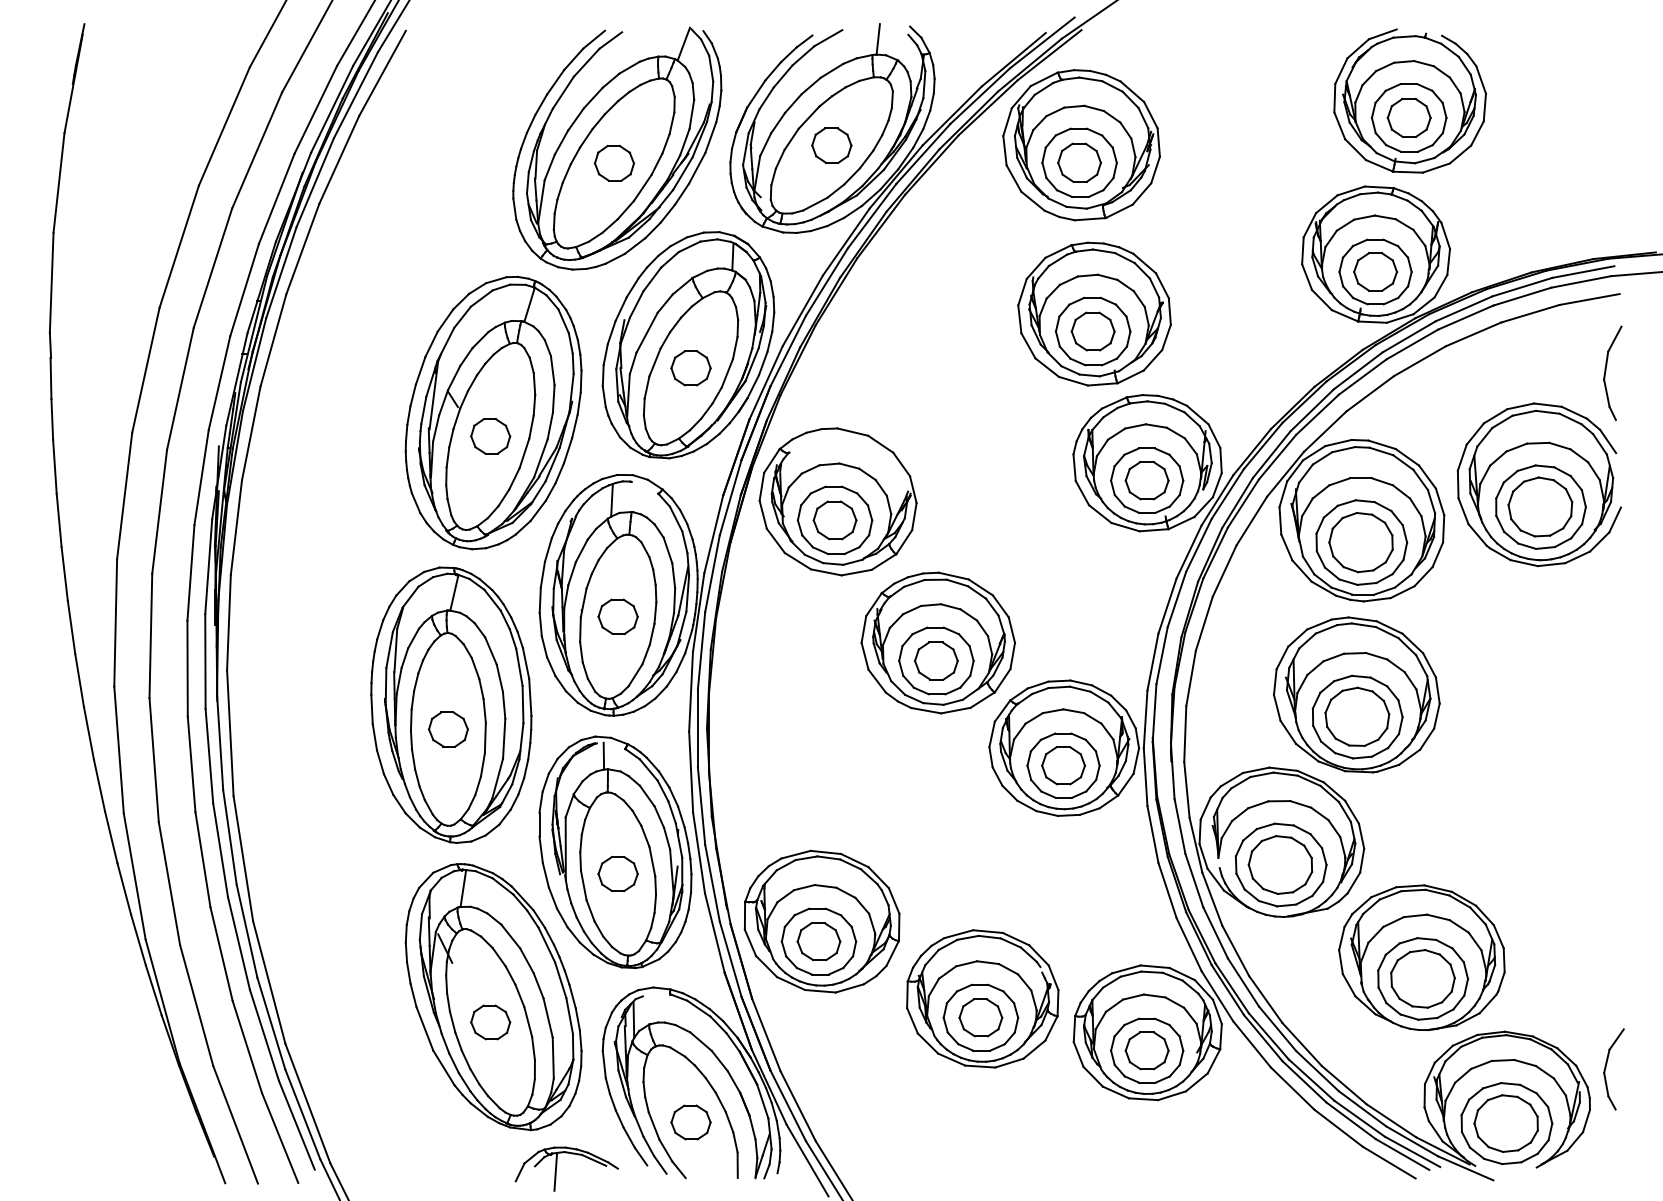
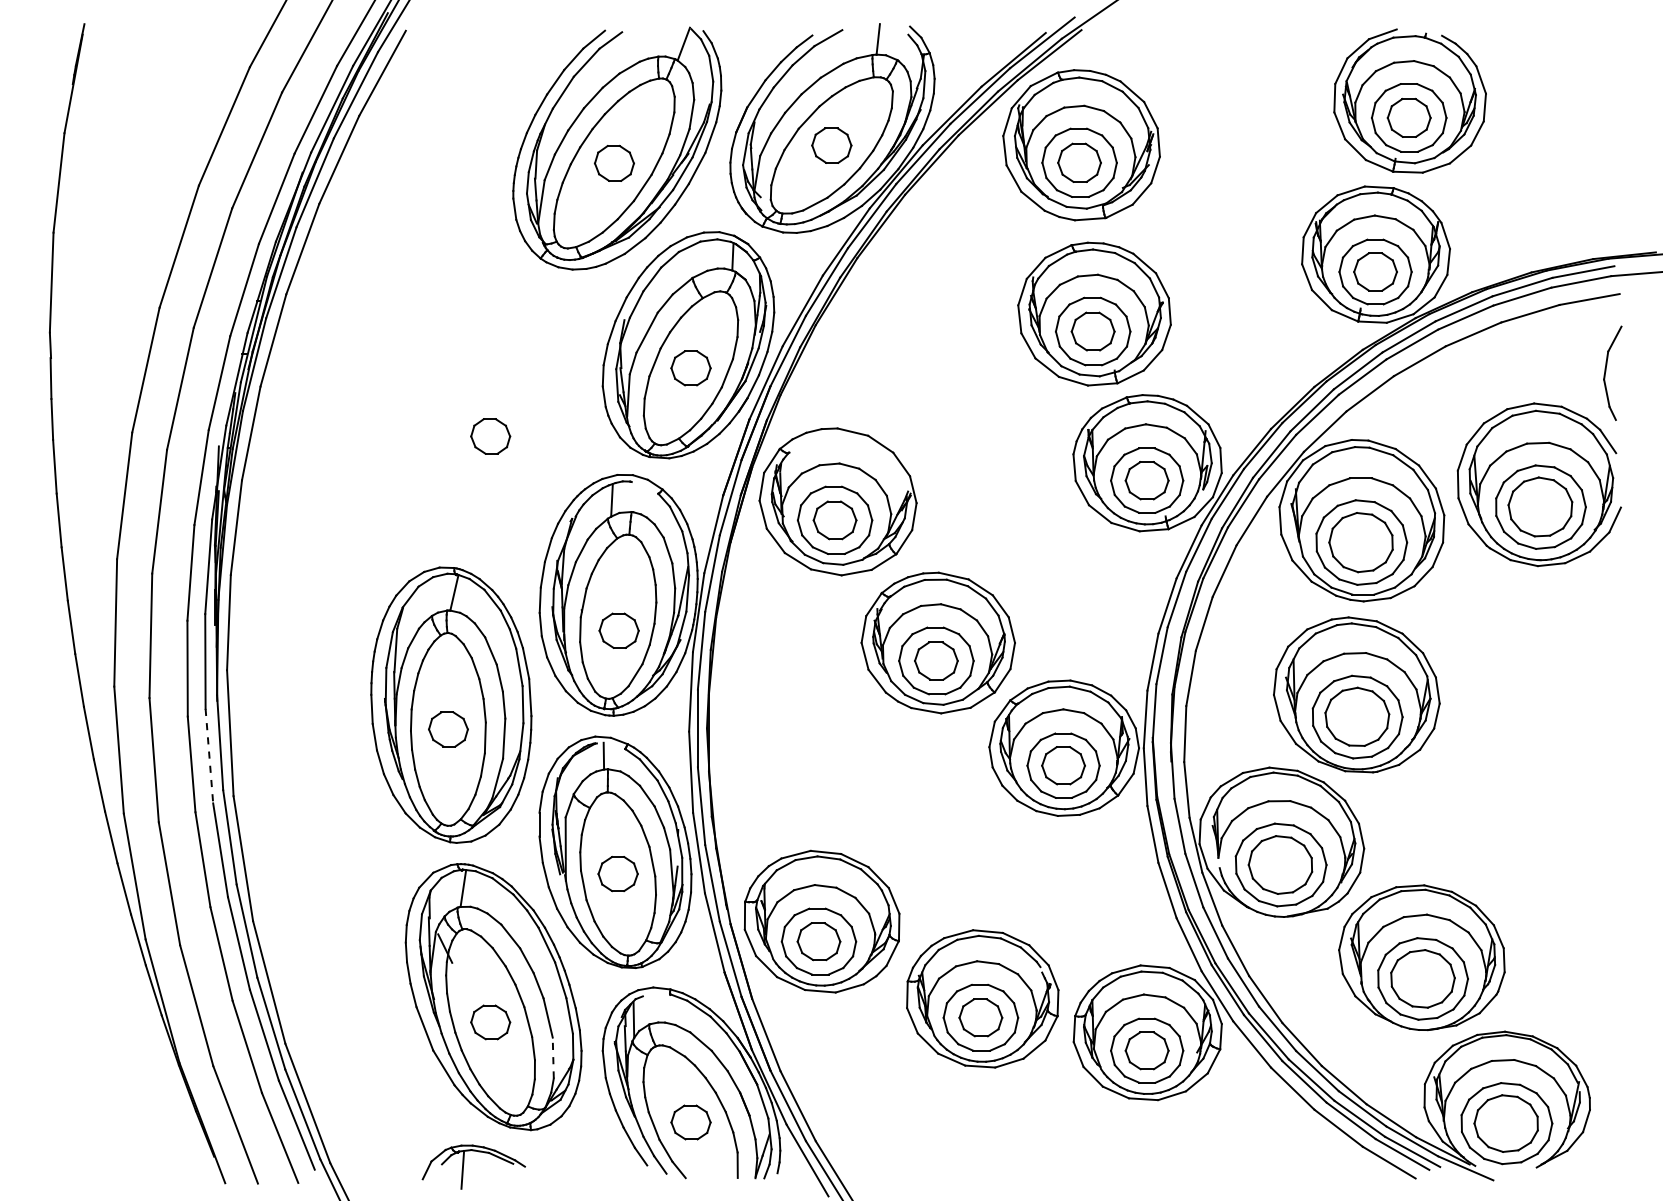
part: present -> none (493, 412)
part position: (617, 616) -> (618, 630) (618, 630)
line: solid -> dashed (209, 756)
line: solid -> dashed (553, 1057)
part: present -> none (1606, 1068)
part position: (557, 1166) -> (464, 1164) (464, 1164)
